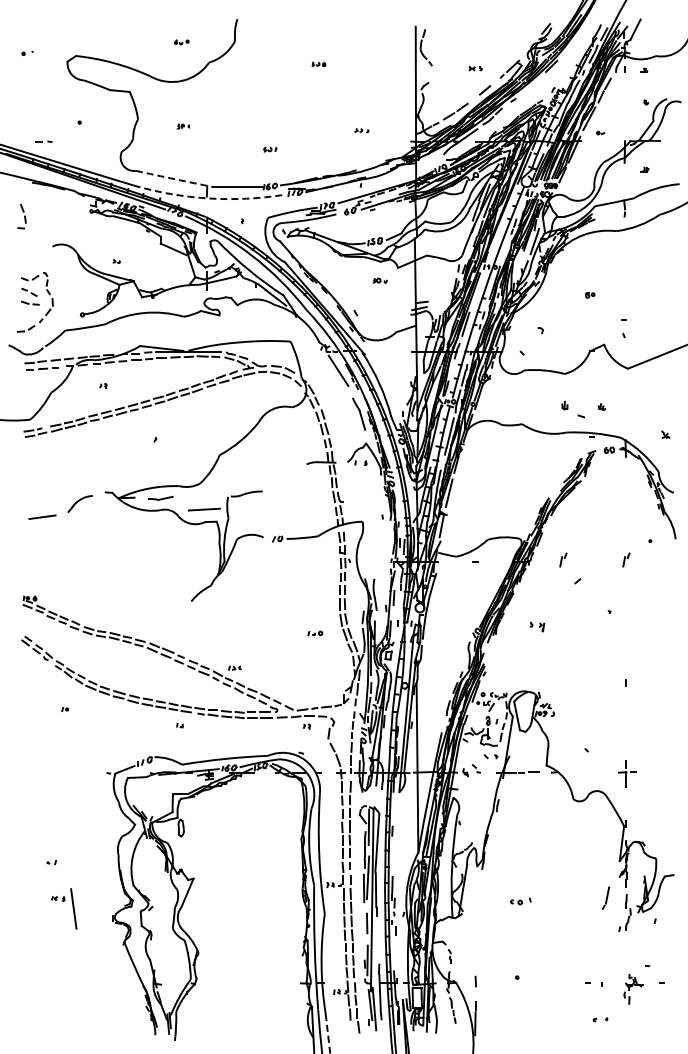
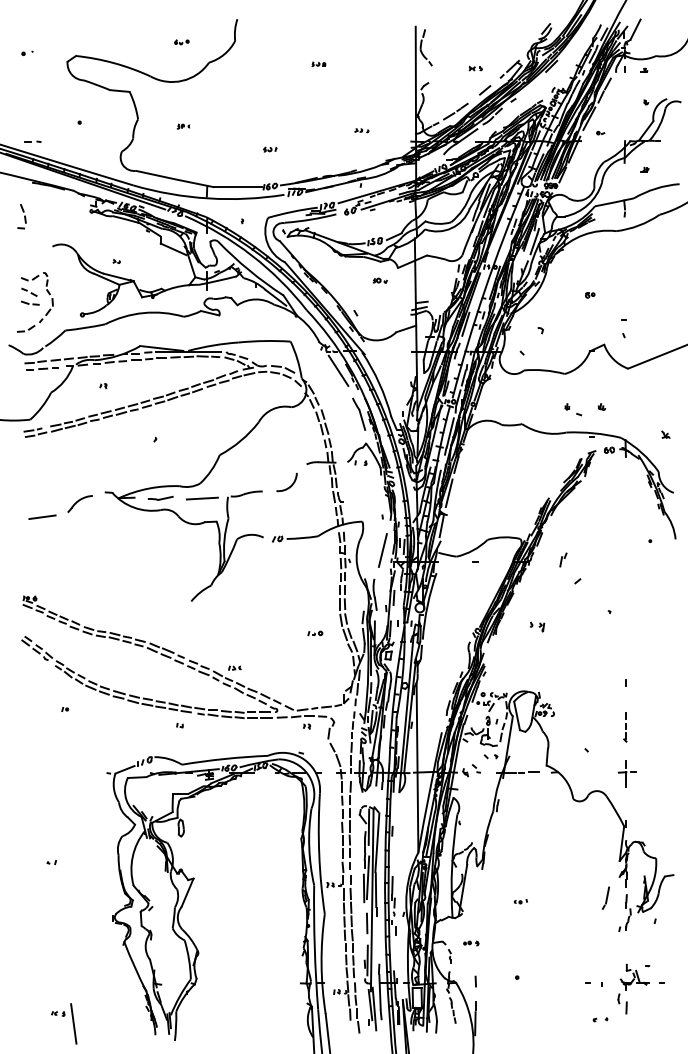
part position: (43, 141) -> (32, 141) (32, 141)
arc: dashed -> solid (175, 179)
arc: dashed -> solid (208, 198)
part size: 25x19 px -> 19x14 px (573, 409)
arc: none -> present (290, 485)
line position: (204, 509) -> (202, 498) (202, 498)
line: none -> present (382, 550)
part: present -> none (626, 559)
part: none -> present (625, 727)
part position: (64, 901) -> (64, 1016) (64, 1016)
part size: 22x9 px -> 14x6 px (520, 901)
part: none -> present (471, 943)
part size: 21x31 px -> 33x52 px (633, 988)
line: dashed -> solid (327, 1033)
